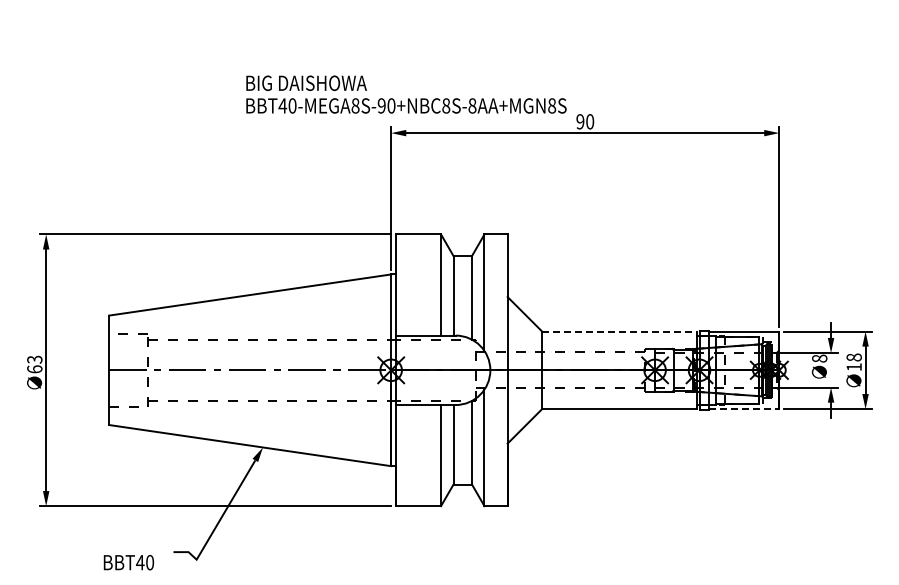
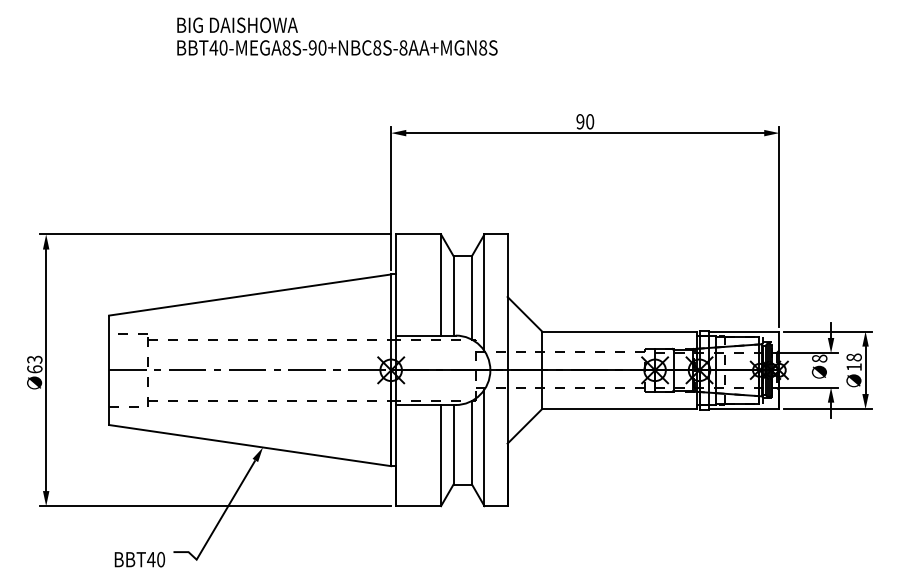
text position: (406, 94) -> (337, 36) (337, 36)
line: dashed -> solid (620, 331)
line: dashed -> solid (744, 409)
text position: (128, 562) -> (139, 559) (139, 559)
